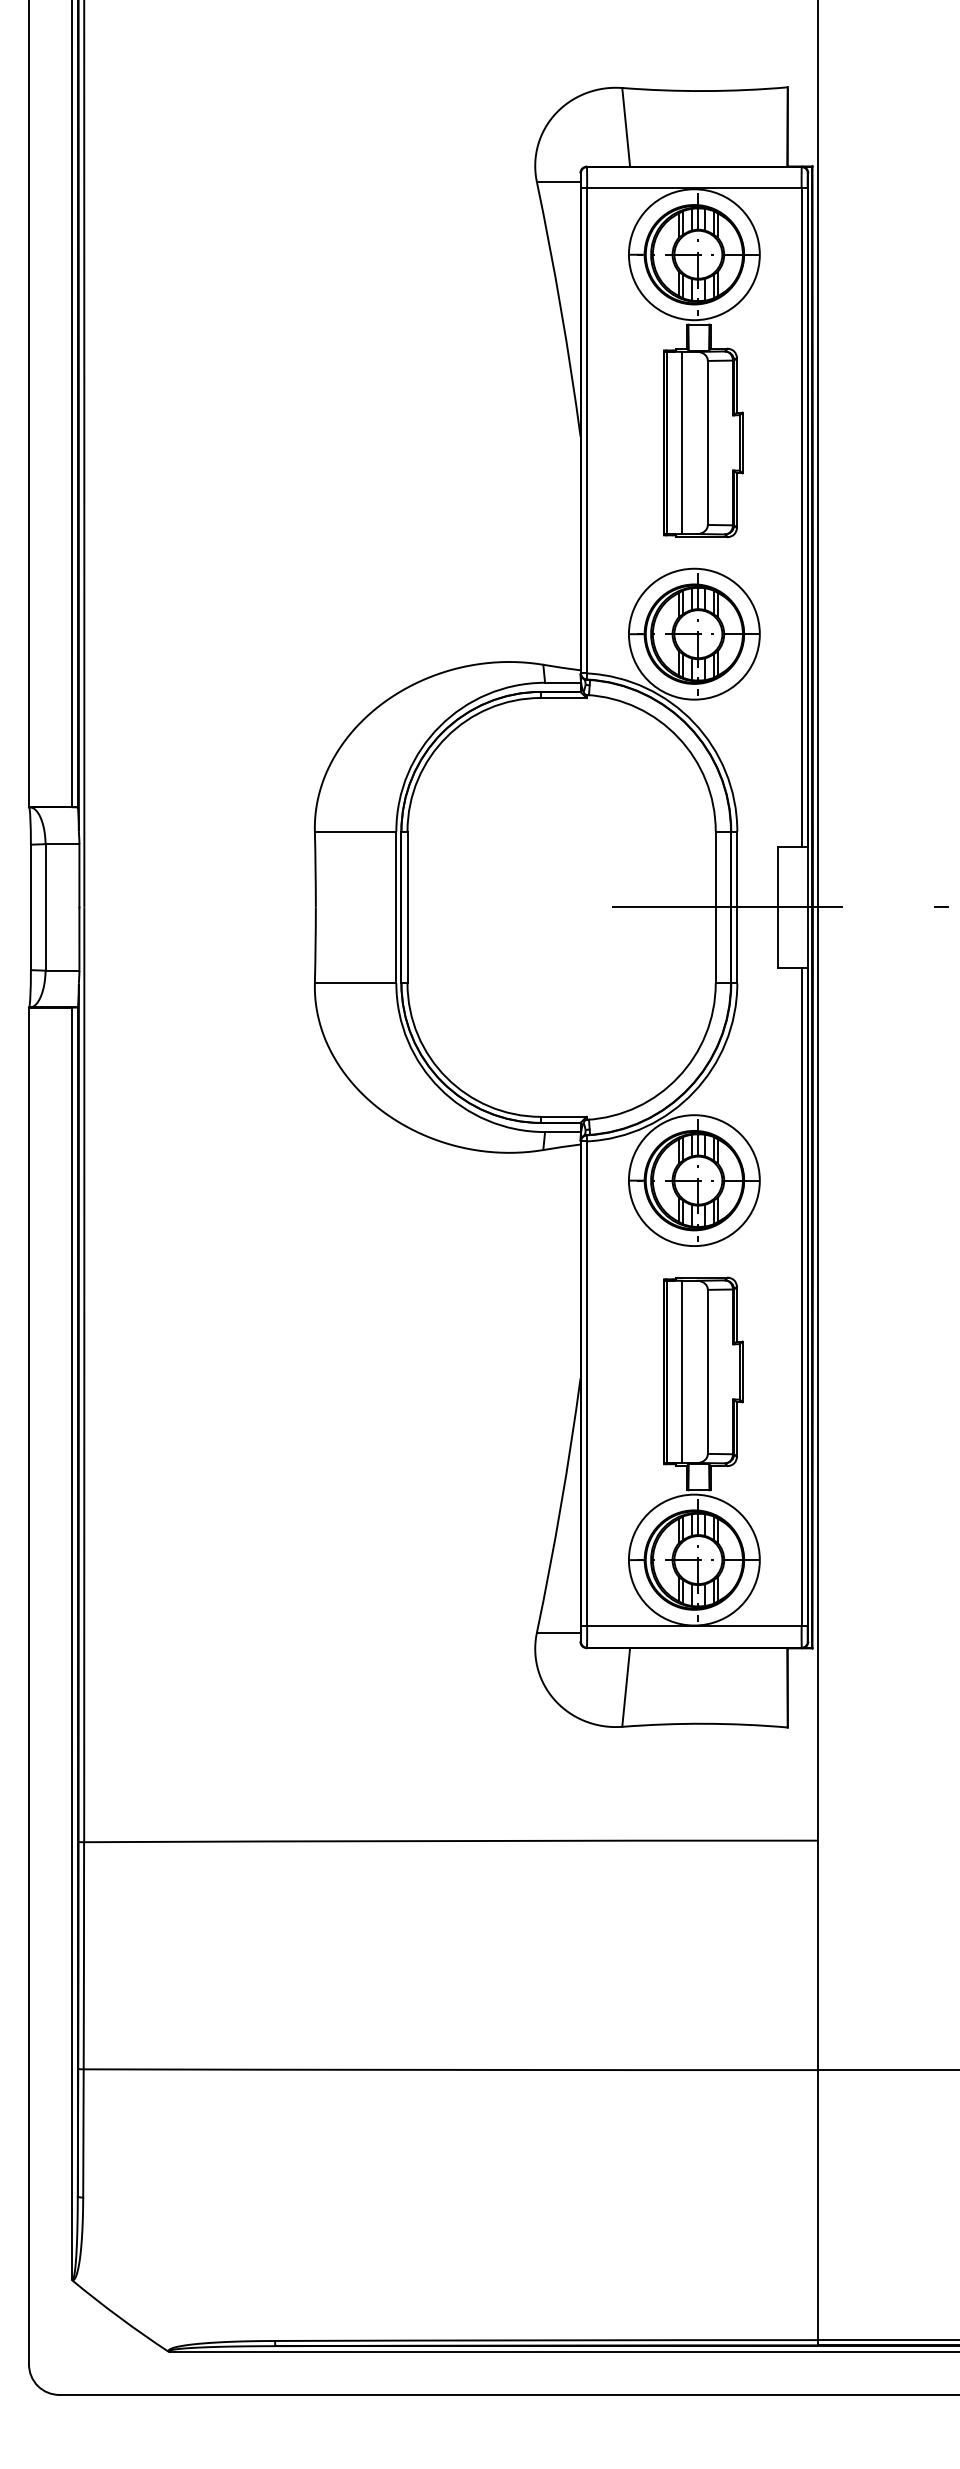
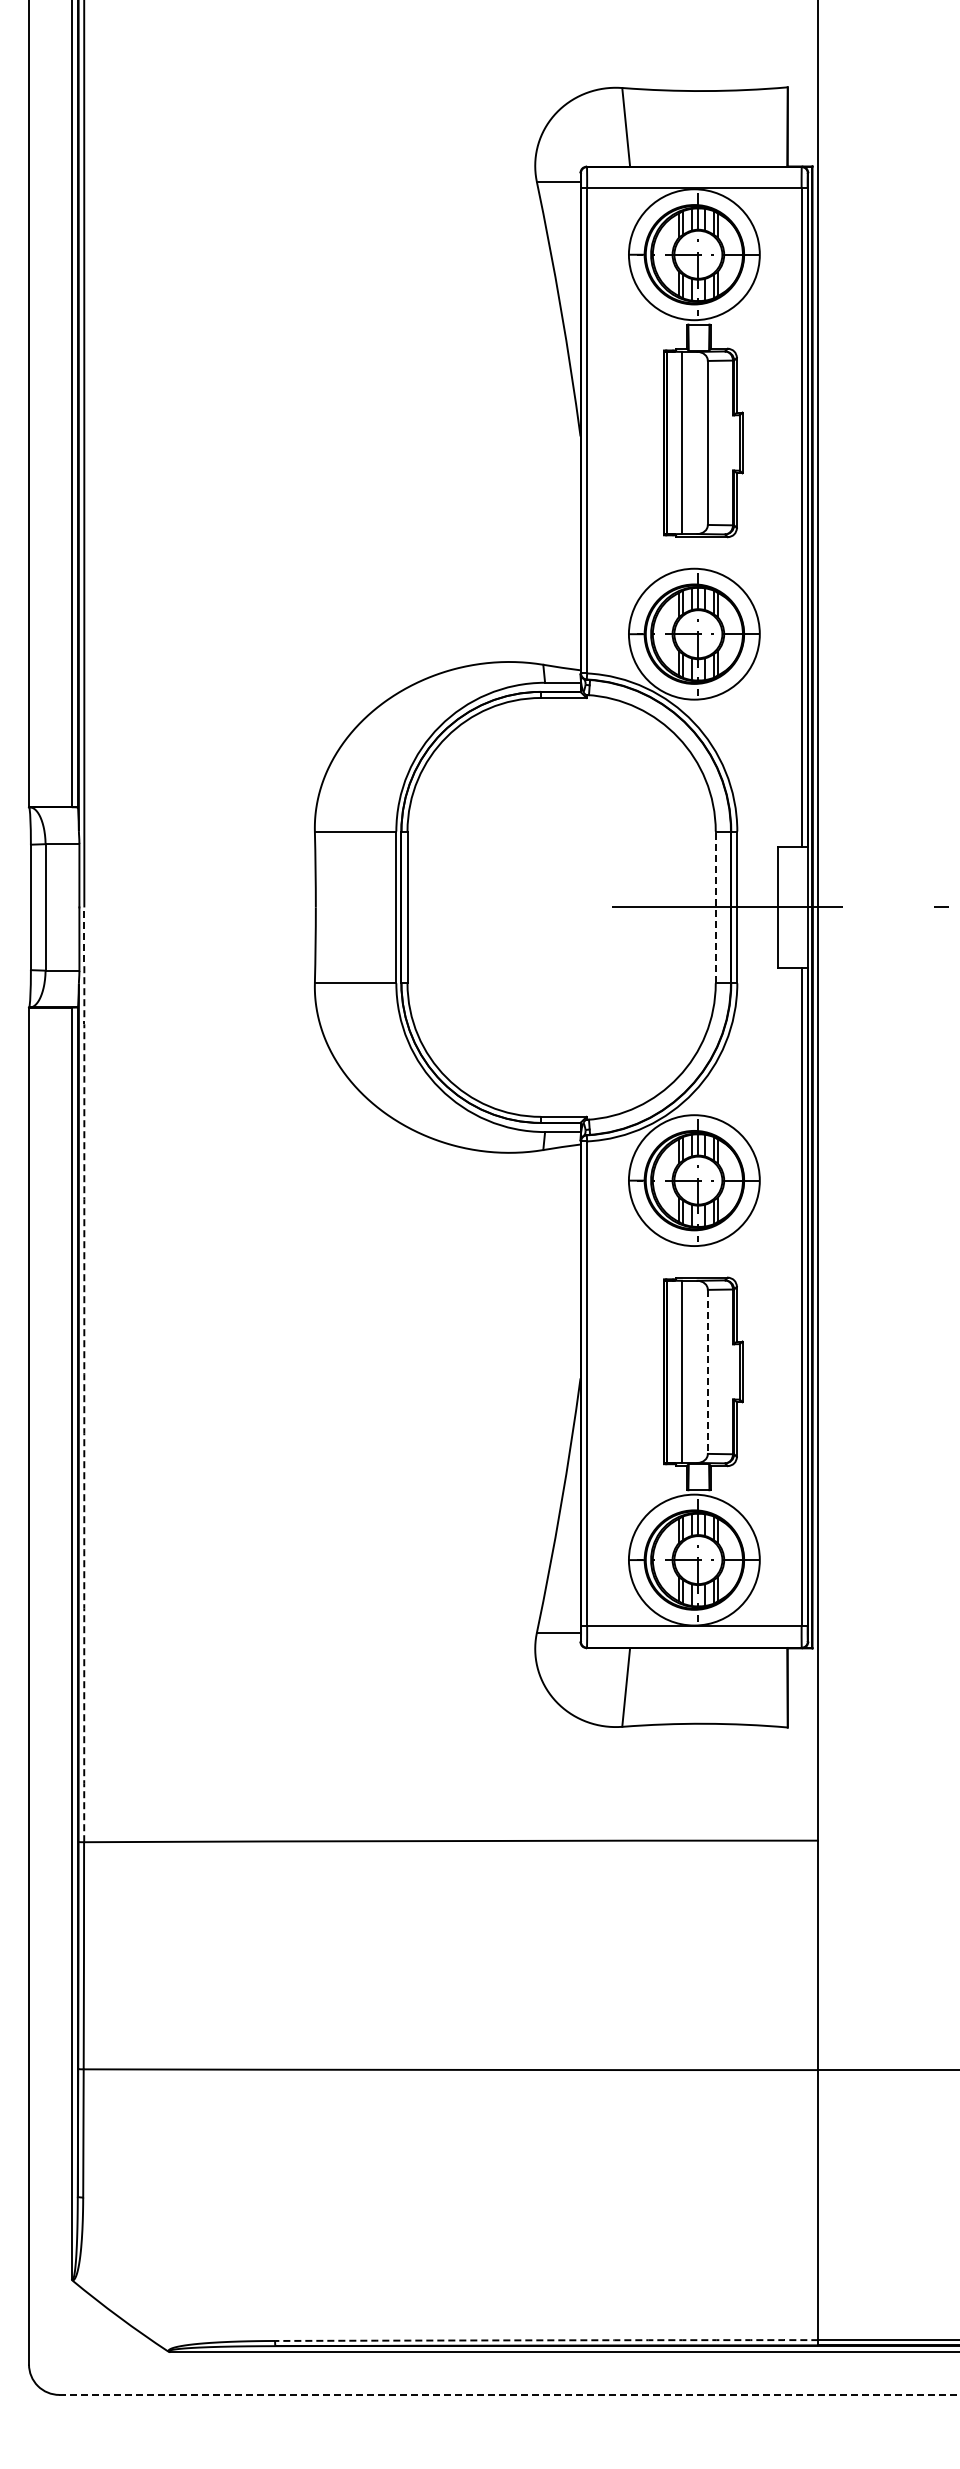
line: solid -> dashed (715, 907)
line: solid -> dashed (707, 1372)
arc: solid -> dashed (84, 1374)
arc: solid -> dashed (546, 2340)
line: solid -> dashed (509, 2394)
